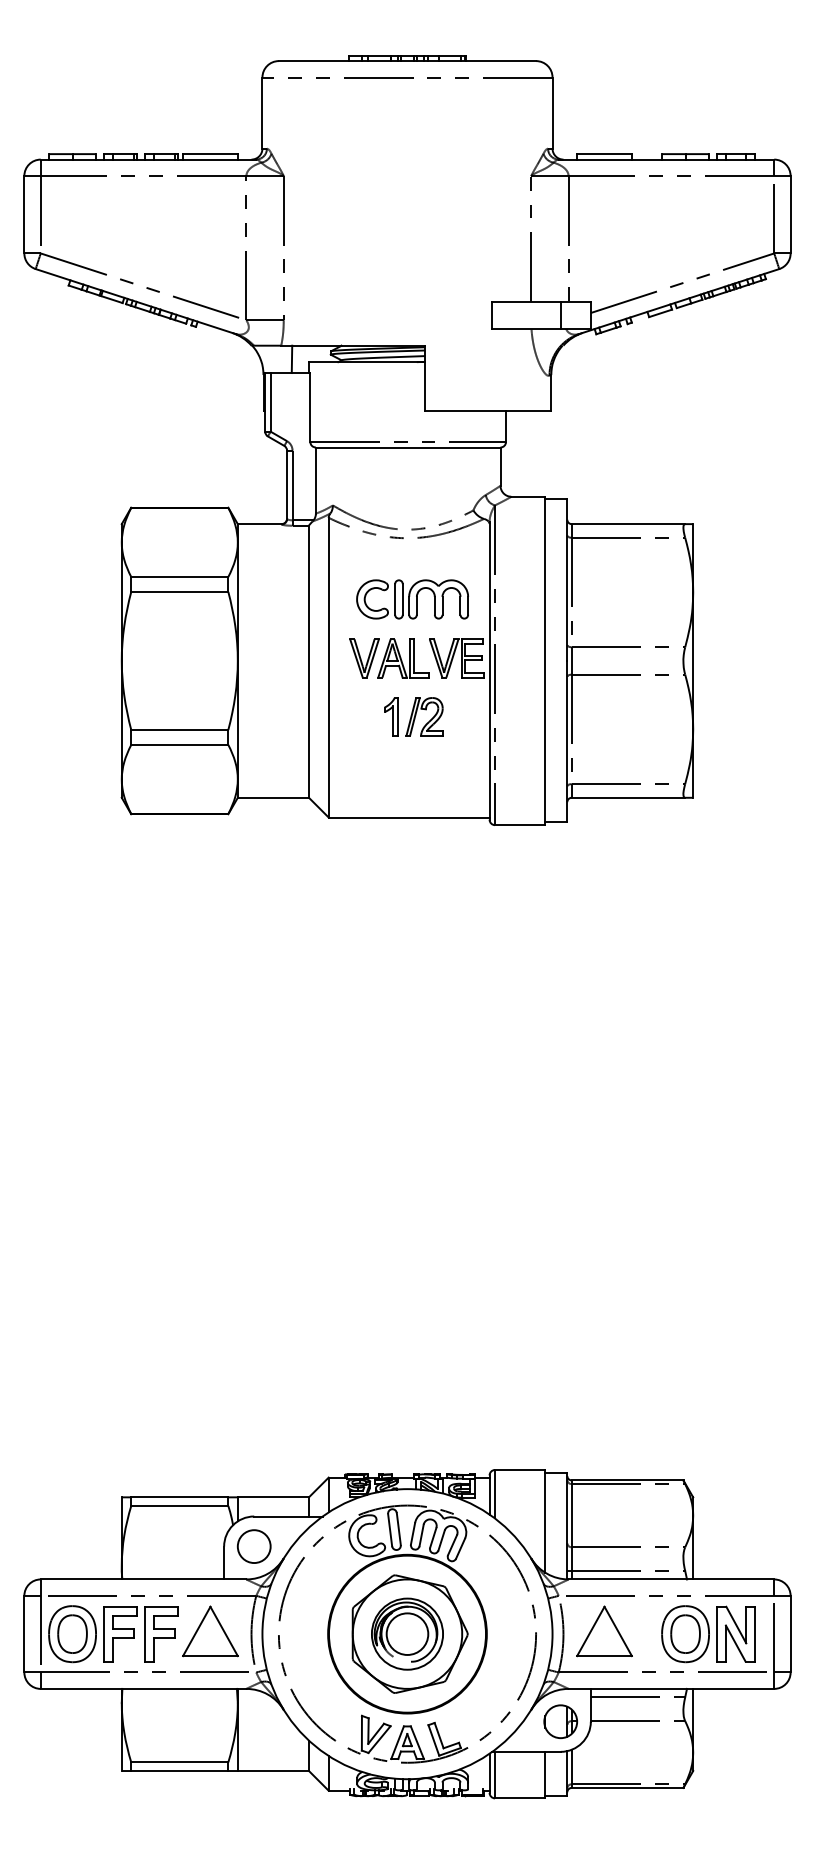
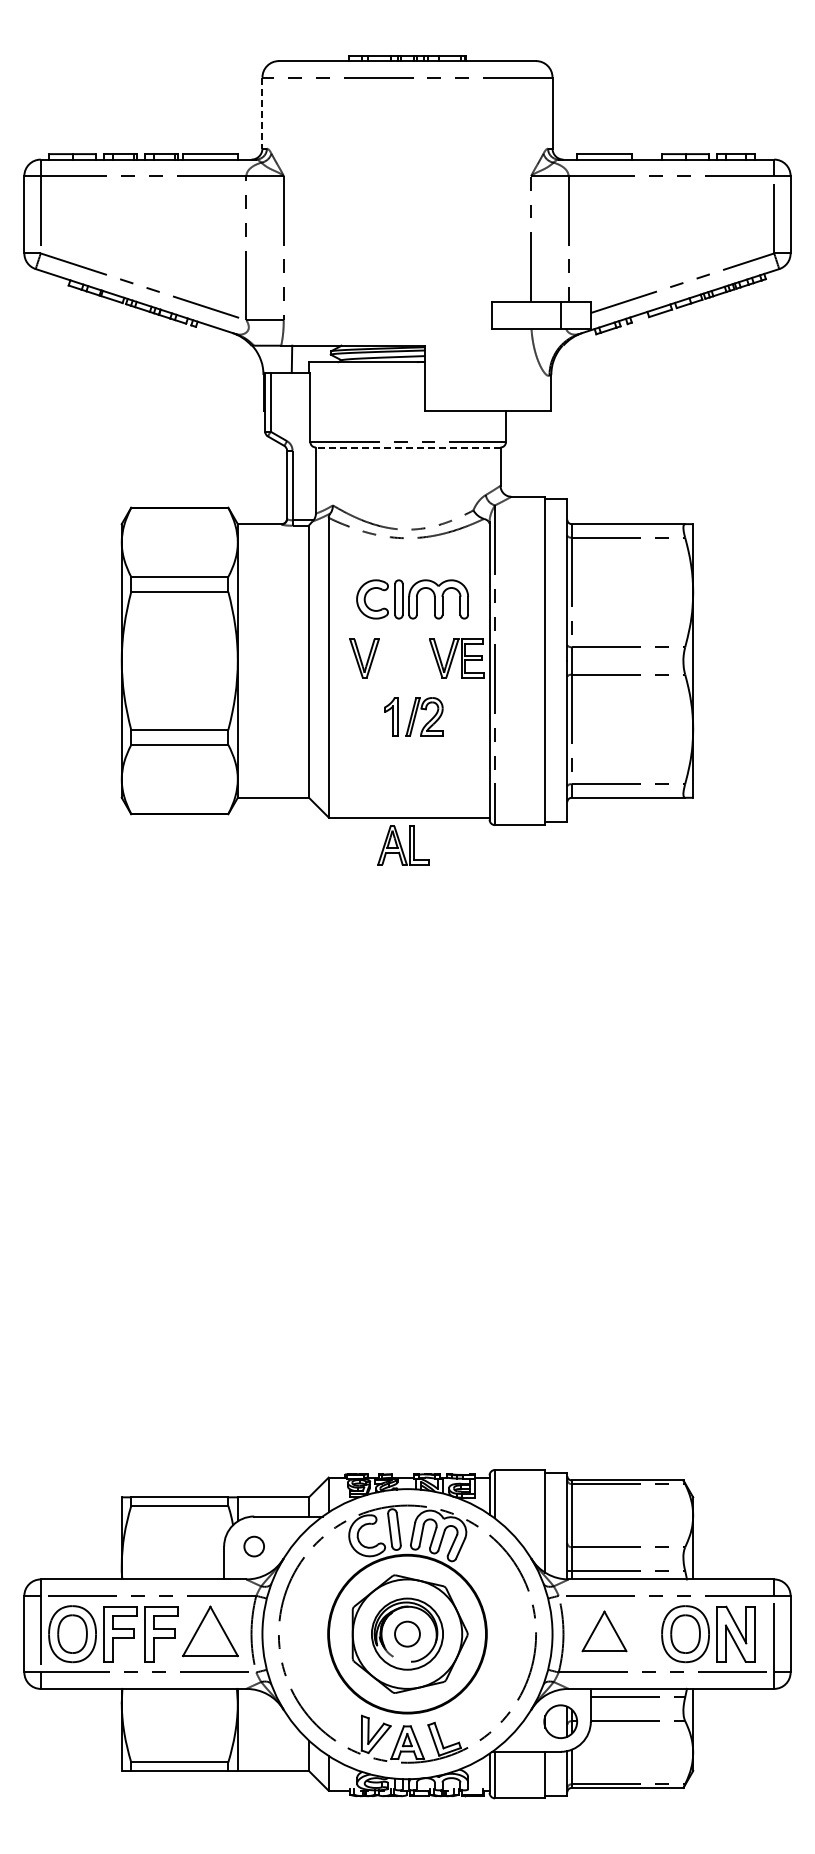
line: solid -> dashed (262, 113)
line: solid -> dashed (407, 447)
part position: (403, 658) -> (403, 845) (403, 845)
circle diameter: 33 px -> 20 px (254, 1546)
part size: 57x53 px -> 47x43 px (604, 1631)
circle diameter: 42 px -> 25 px (407, 1633)
